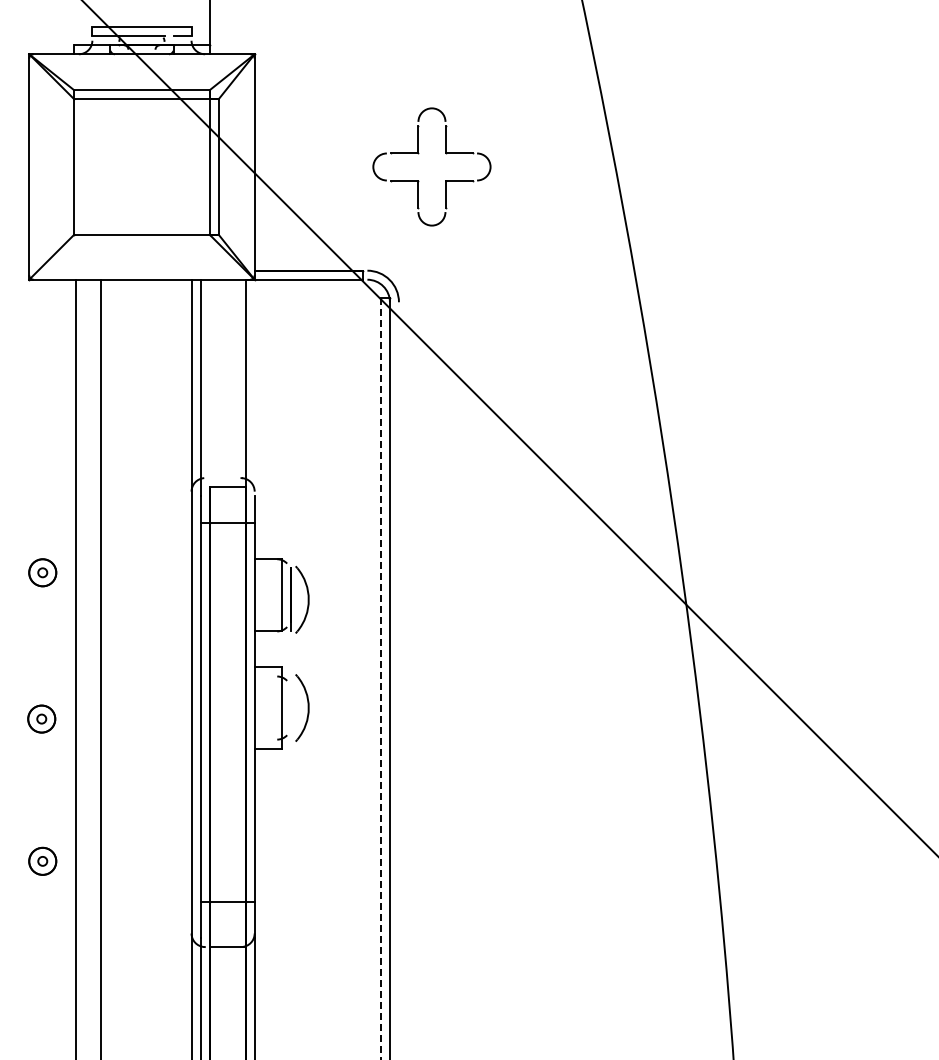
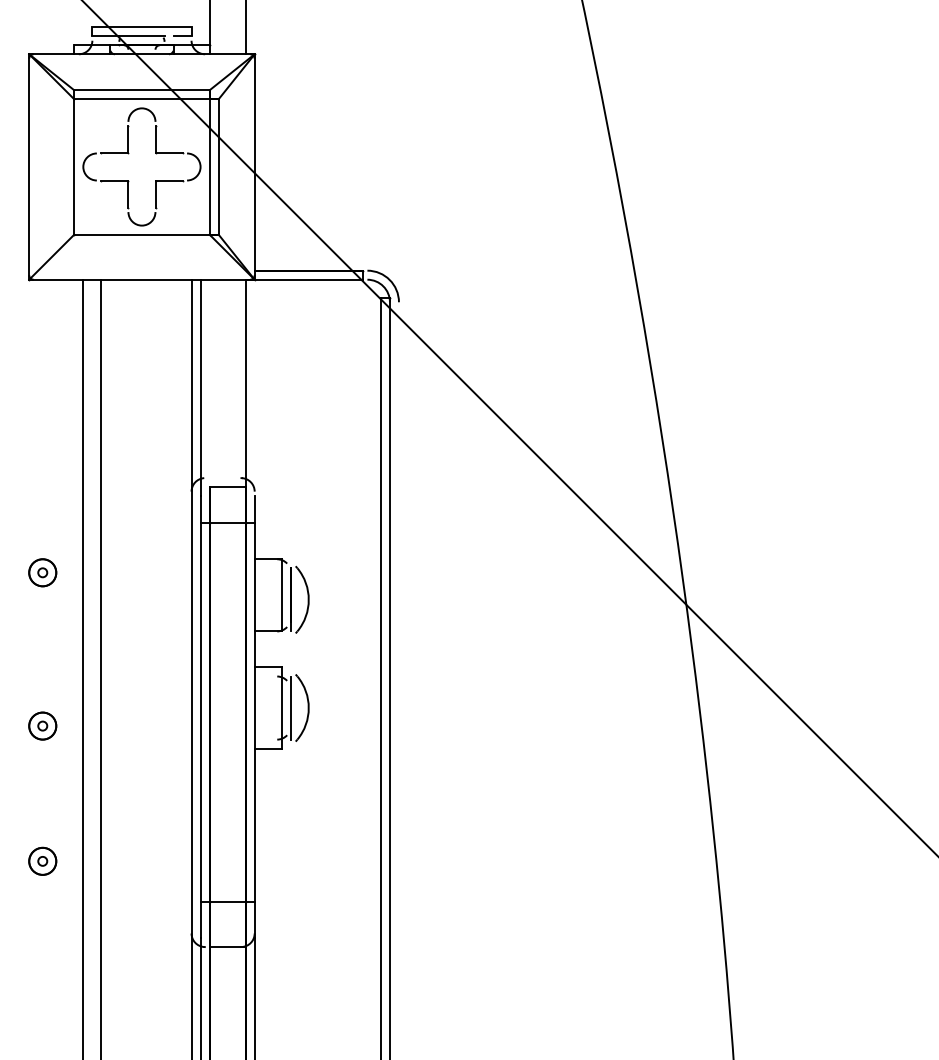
line: none -> present (245, 28)
part position: (419, 153) -> (129, 153) (129, 153)
line position: (76, 667) -> (83, 667) (83, 667)
line: dashed -> solid (380, 678)
line: none -> present (290, 707)
part position: (41, 718) -> (42, 725) (42, 725)
